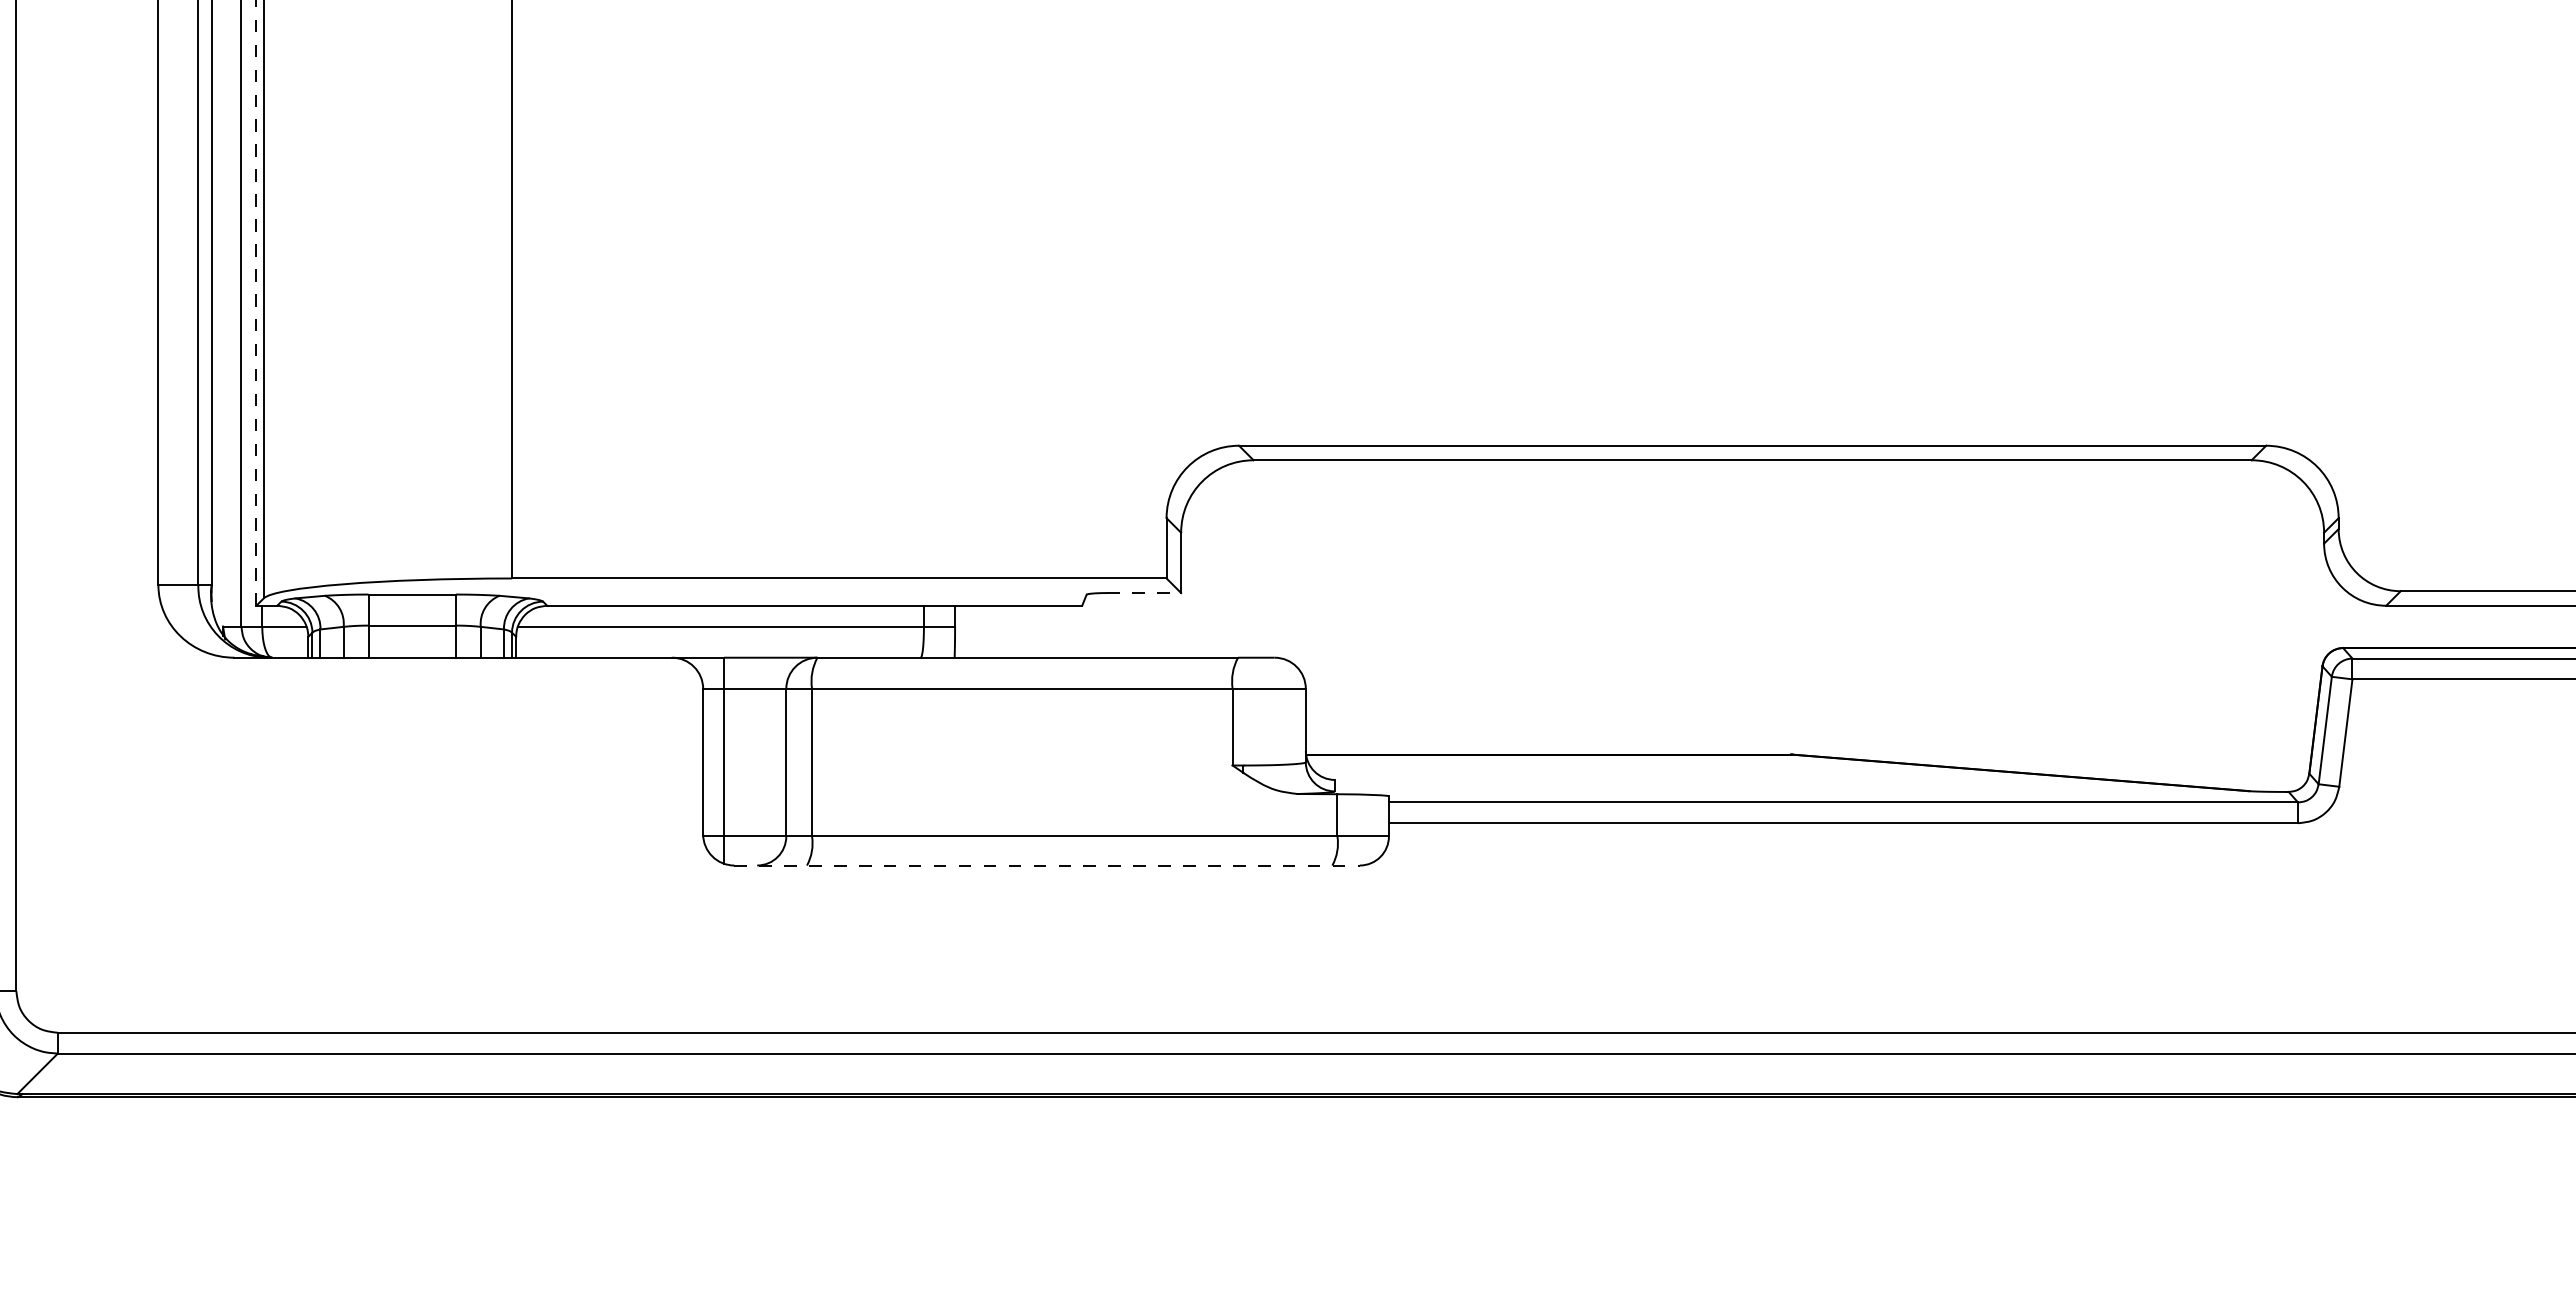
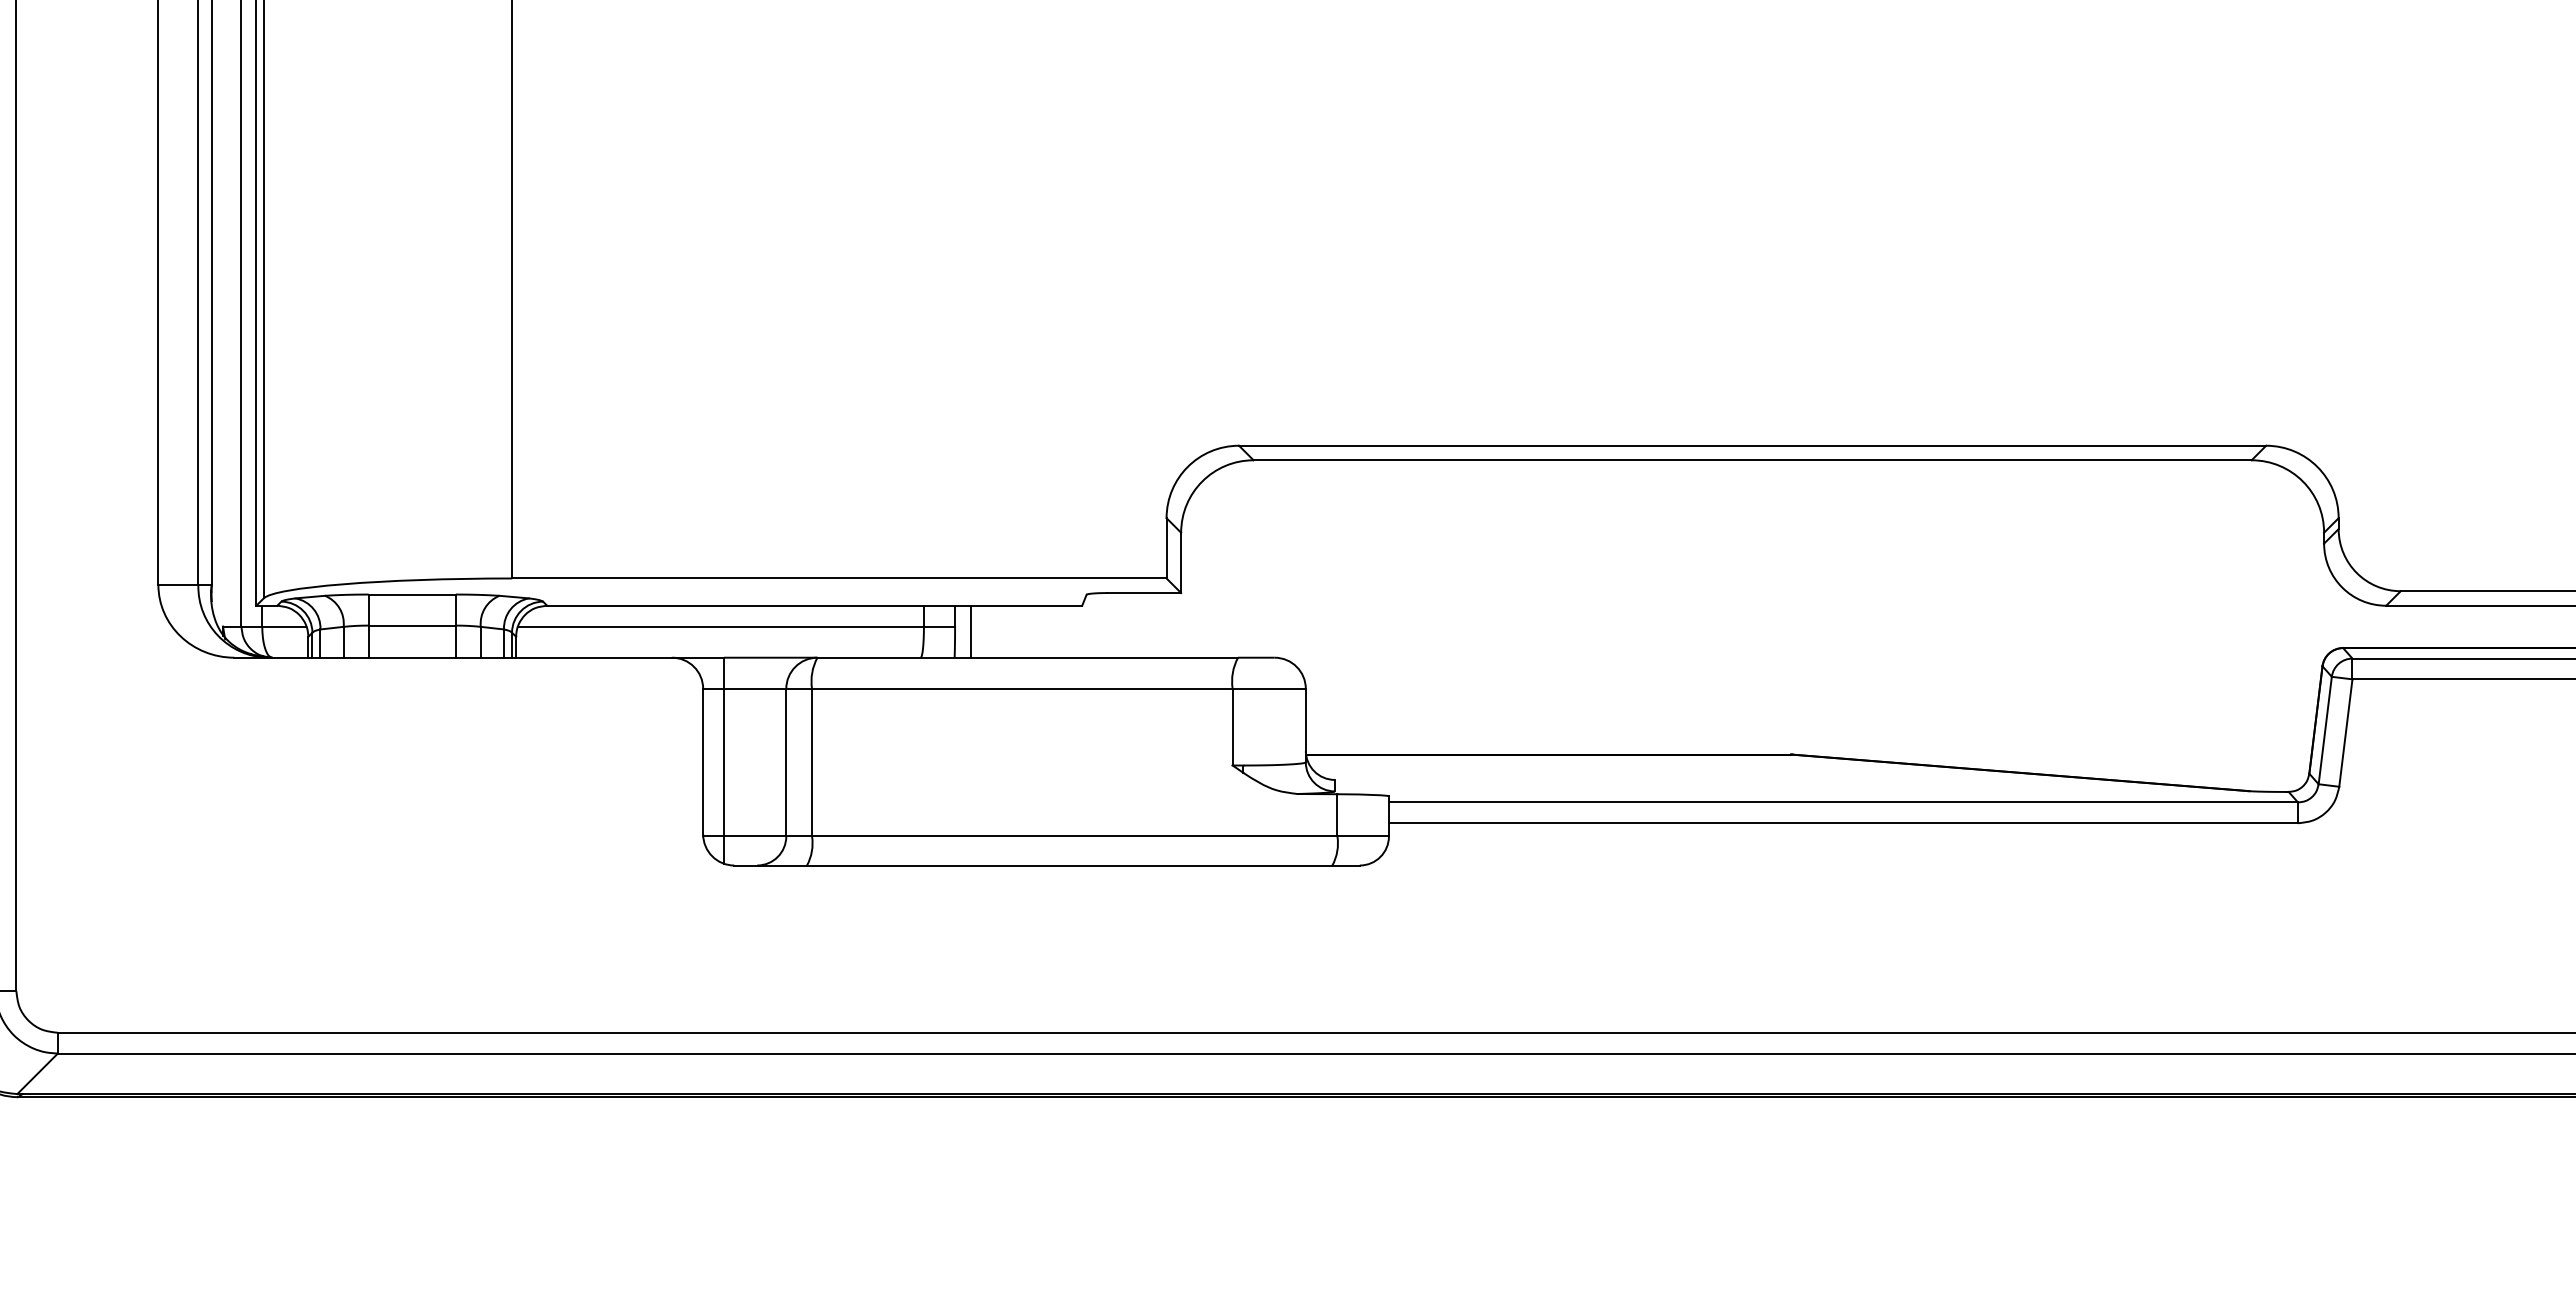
line: dashed -> solid (256, 304)
line: dashed -> solid (1144, 593)
line: none -> present (970, 631)
line: dashed -> solid (1047, 865)
